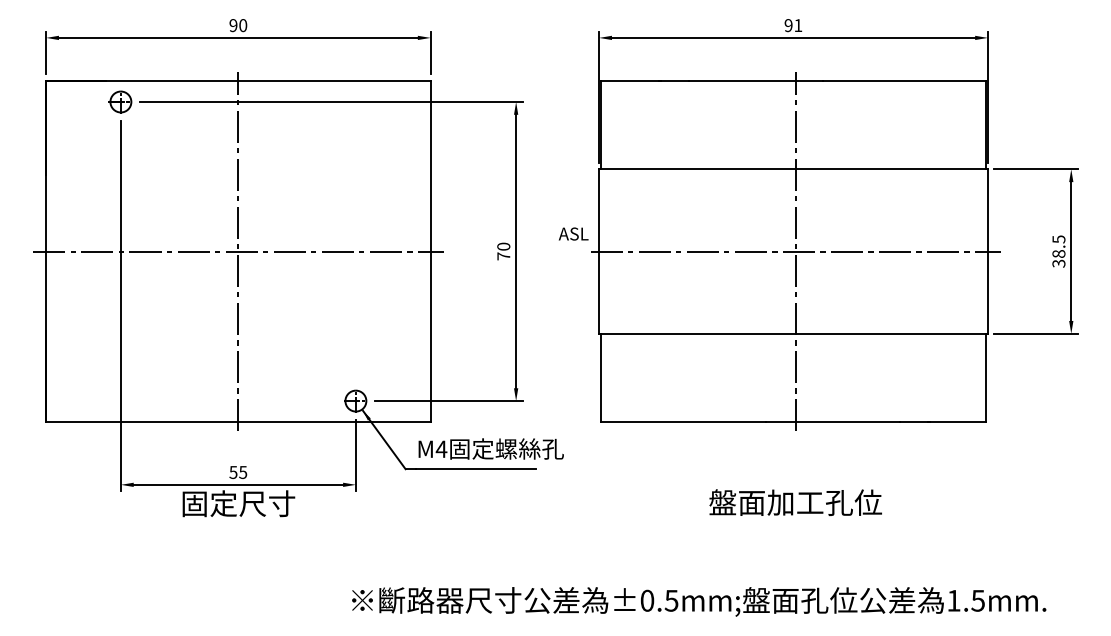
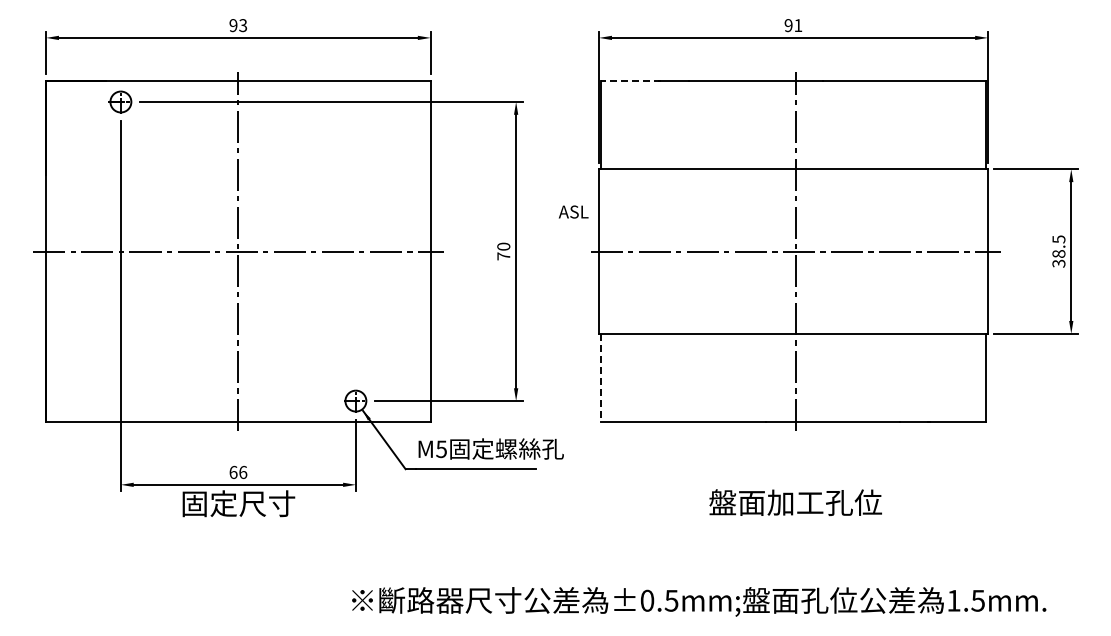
text: 90 -> 93 (243, 25)
line: solid -> dashed (630, 80)
text position: (573, 233) -> (573, 211) (573, 211)
line: solid -> dashed (601, 378)
text: M4 -> M5 (441, 449)
text: 55 -> 66 (238, 471)
